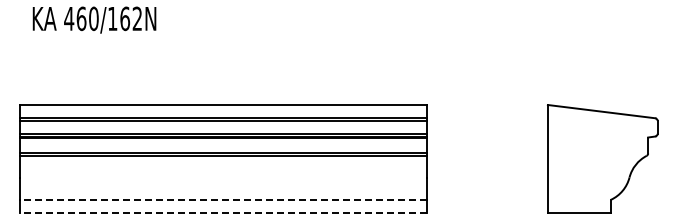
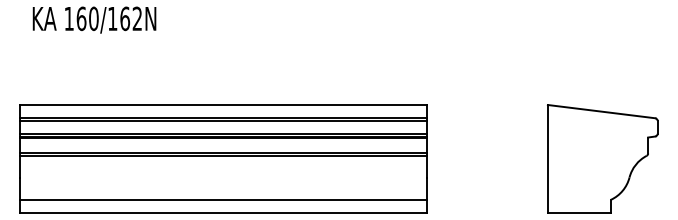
text: 460/162N -> 160/162N (69, 18)
line: dashed -> solid (223, 199)
line: dashed -> solid (223, 213)
